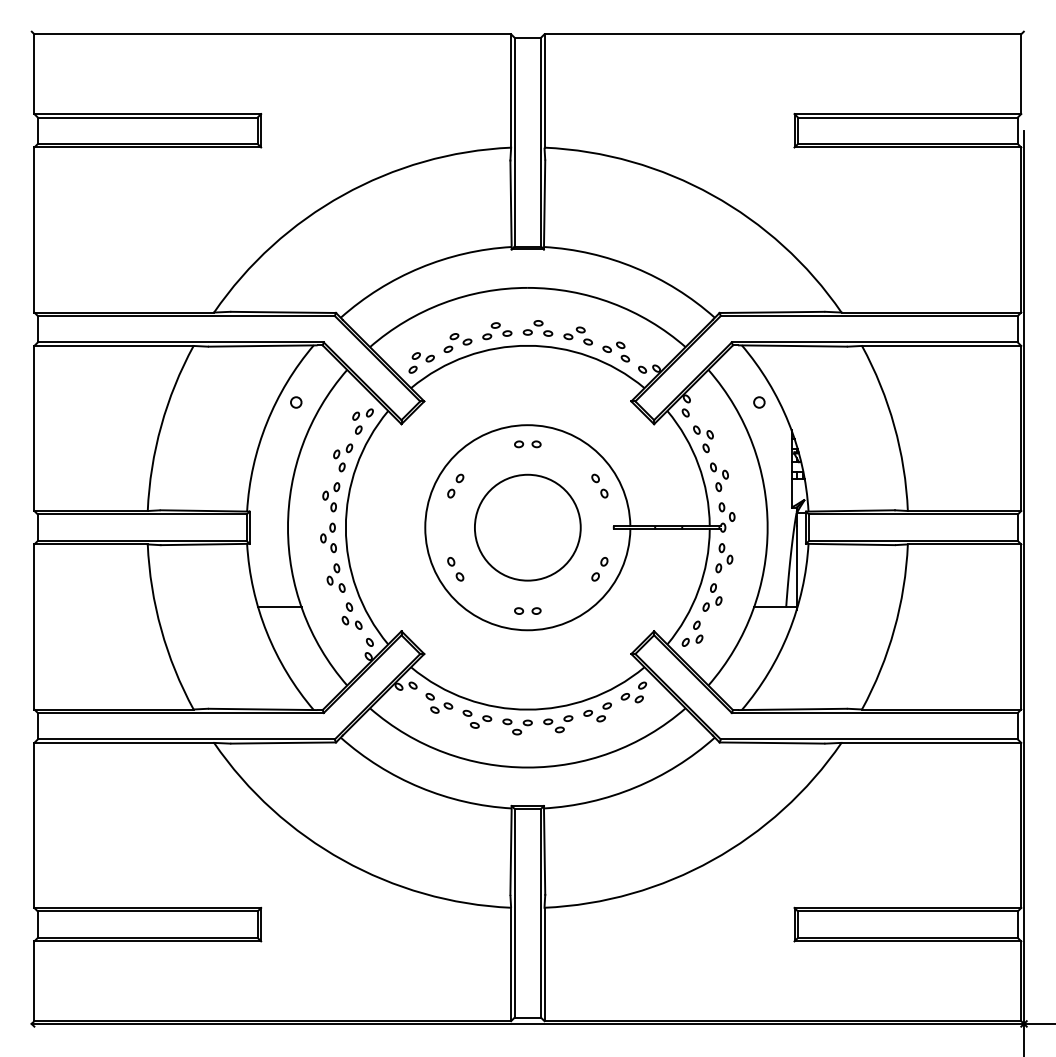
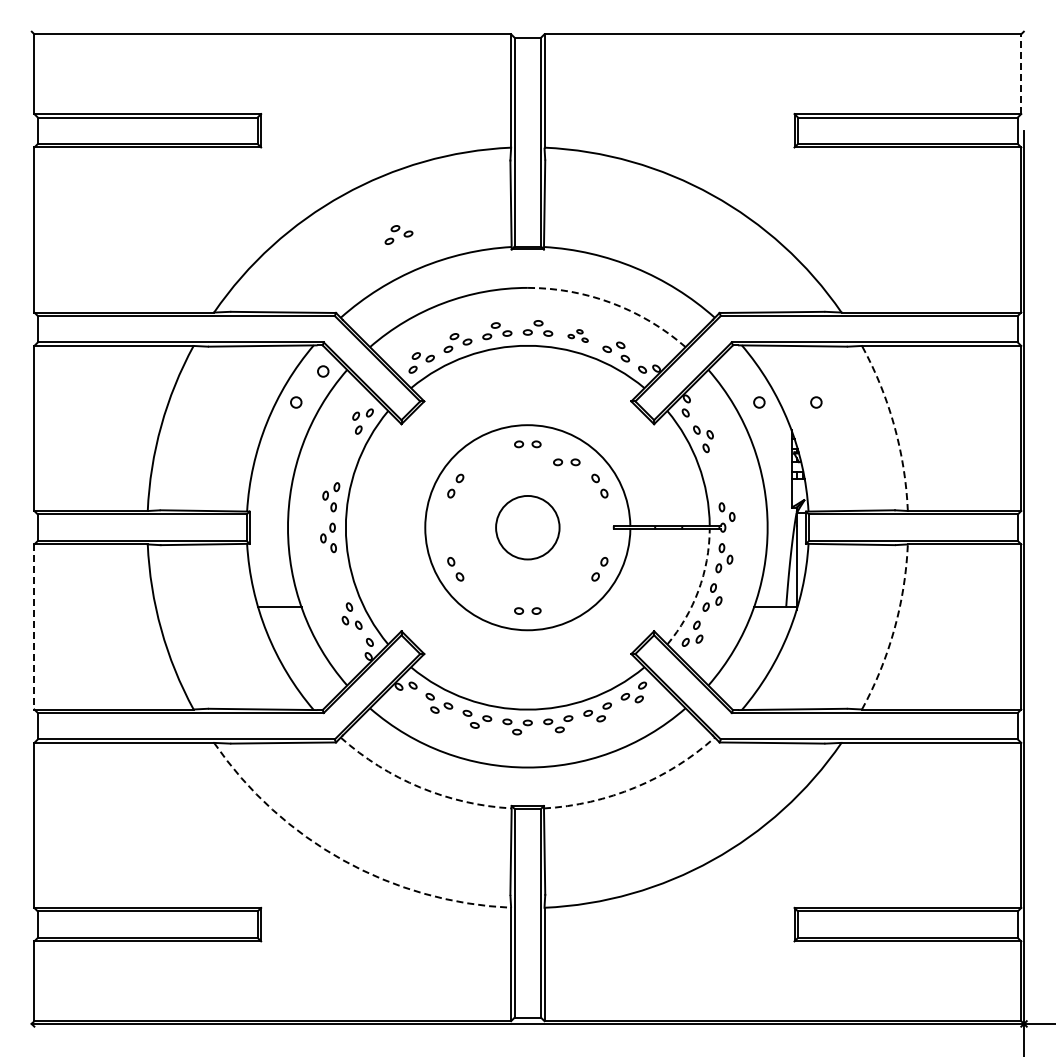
line: solid -> dashed (1021, 74)
part: none -> present (398, 234)
arc: solid -> dashed (612, 303)
part size: 30x20 px -> 22x14 px (577, 335)
circle: none -> present (323, 371)
circle: none -> present (816, 402)
arc: solid -> dashed (894, 425)
part: present -> none (343, 457)
part: none -> present (566, 462)
part: present -> none (719, 477)
circle diameter: 106 px -> 64 px (527, 527)
part: present -> none (335, 577)
arc: solid -> dashed (698, 590)
line: solid -> dashed (34, 626)
arc: solid -> dashed (894, 629)
arc: solid -> dashed (420, 787)
arc: solid -> dashed (635, 787)
arc: solid -> dashed (343, 860)
